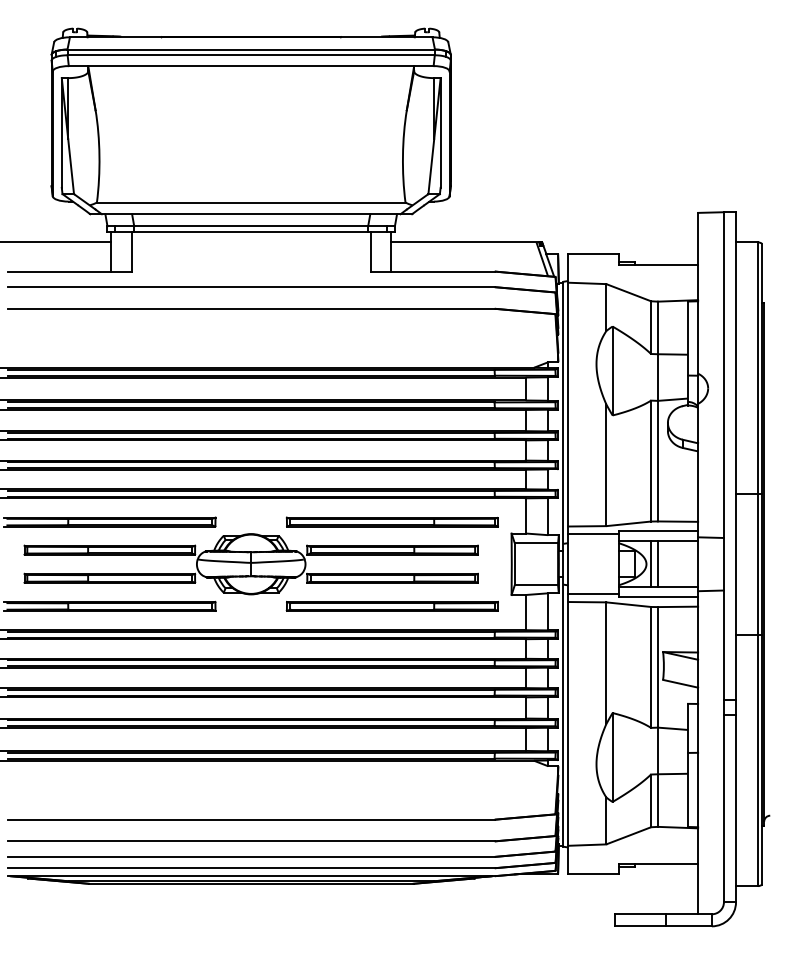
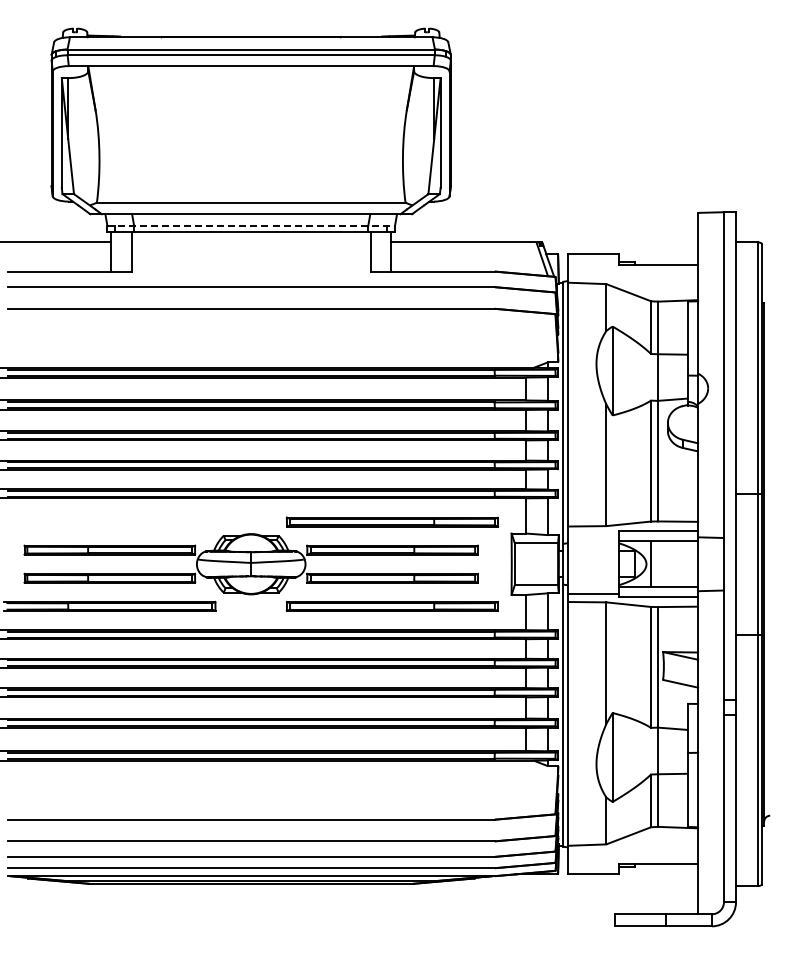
line: solid -> dashed (251, 226)
part: present -> none (109, 521)
line: present -> none (593, 534)
line: present -> none (657, 564)
